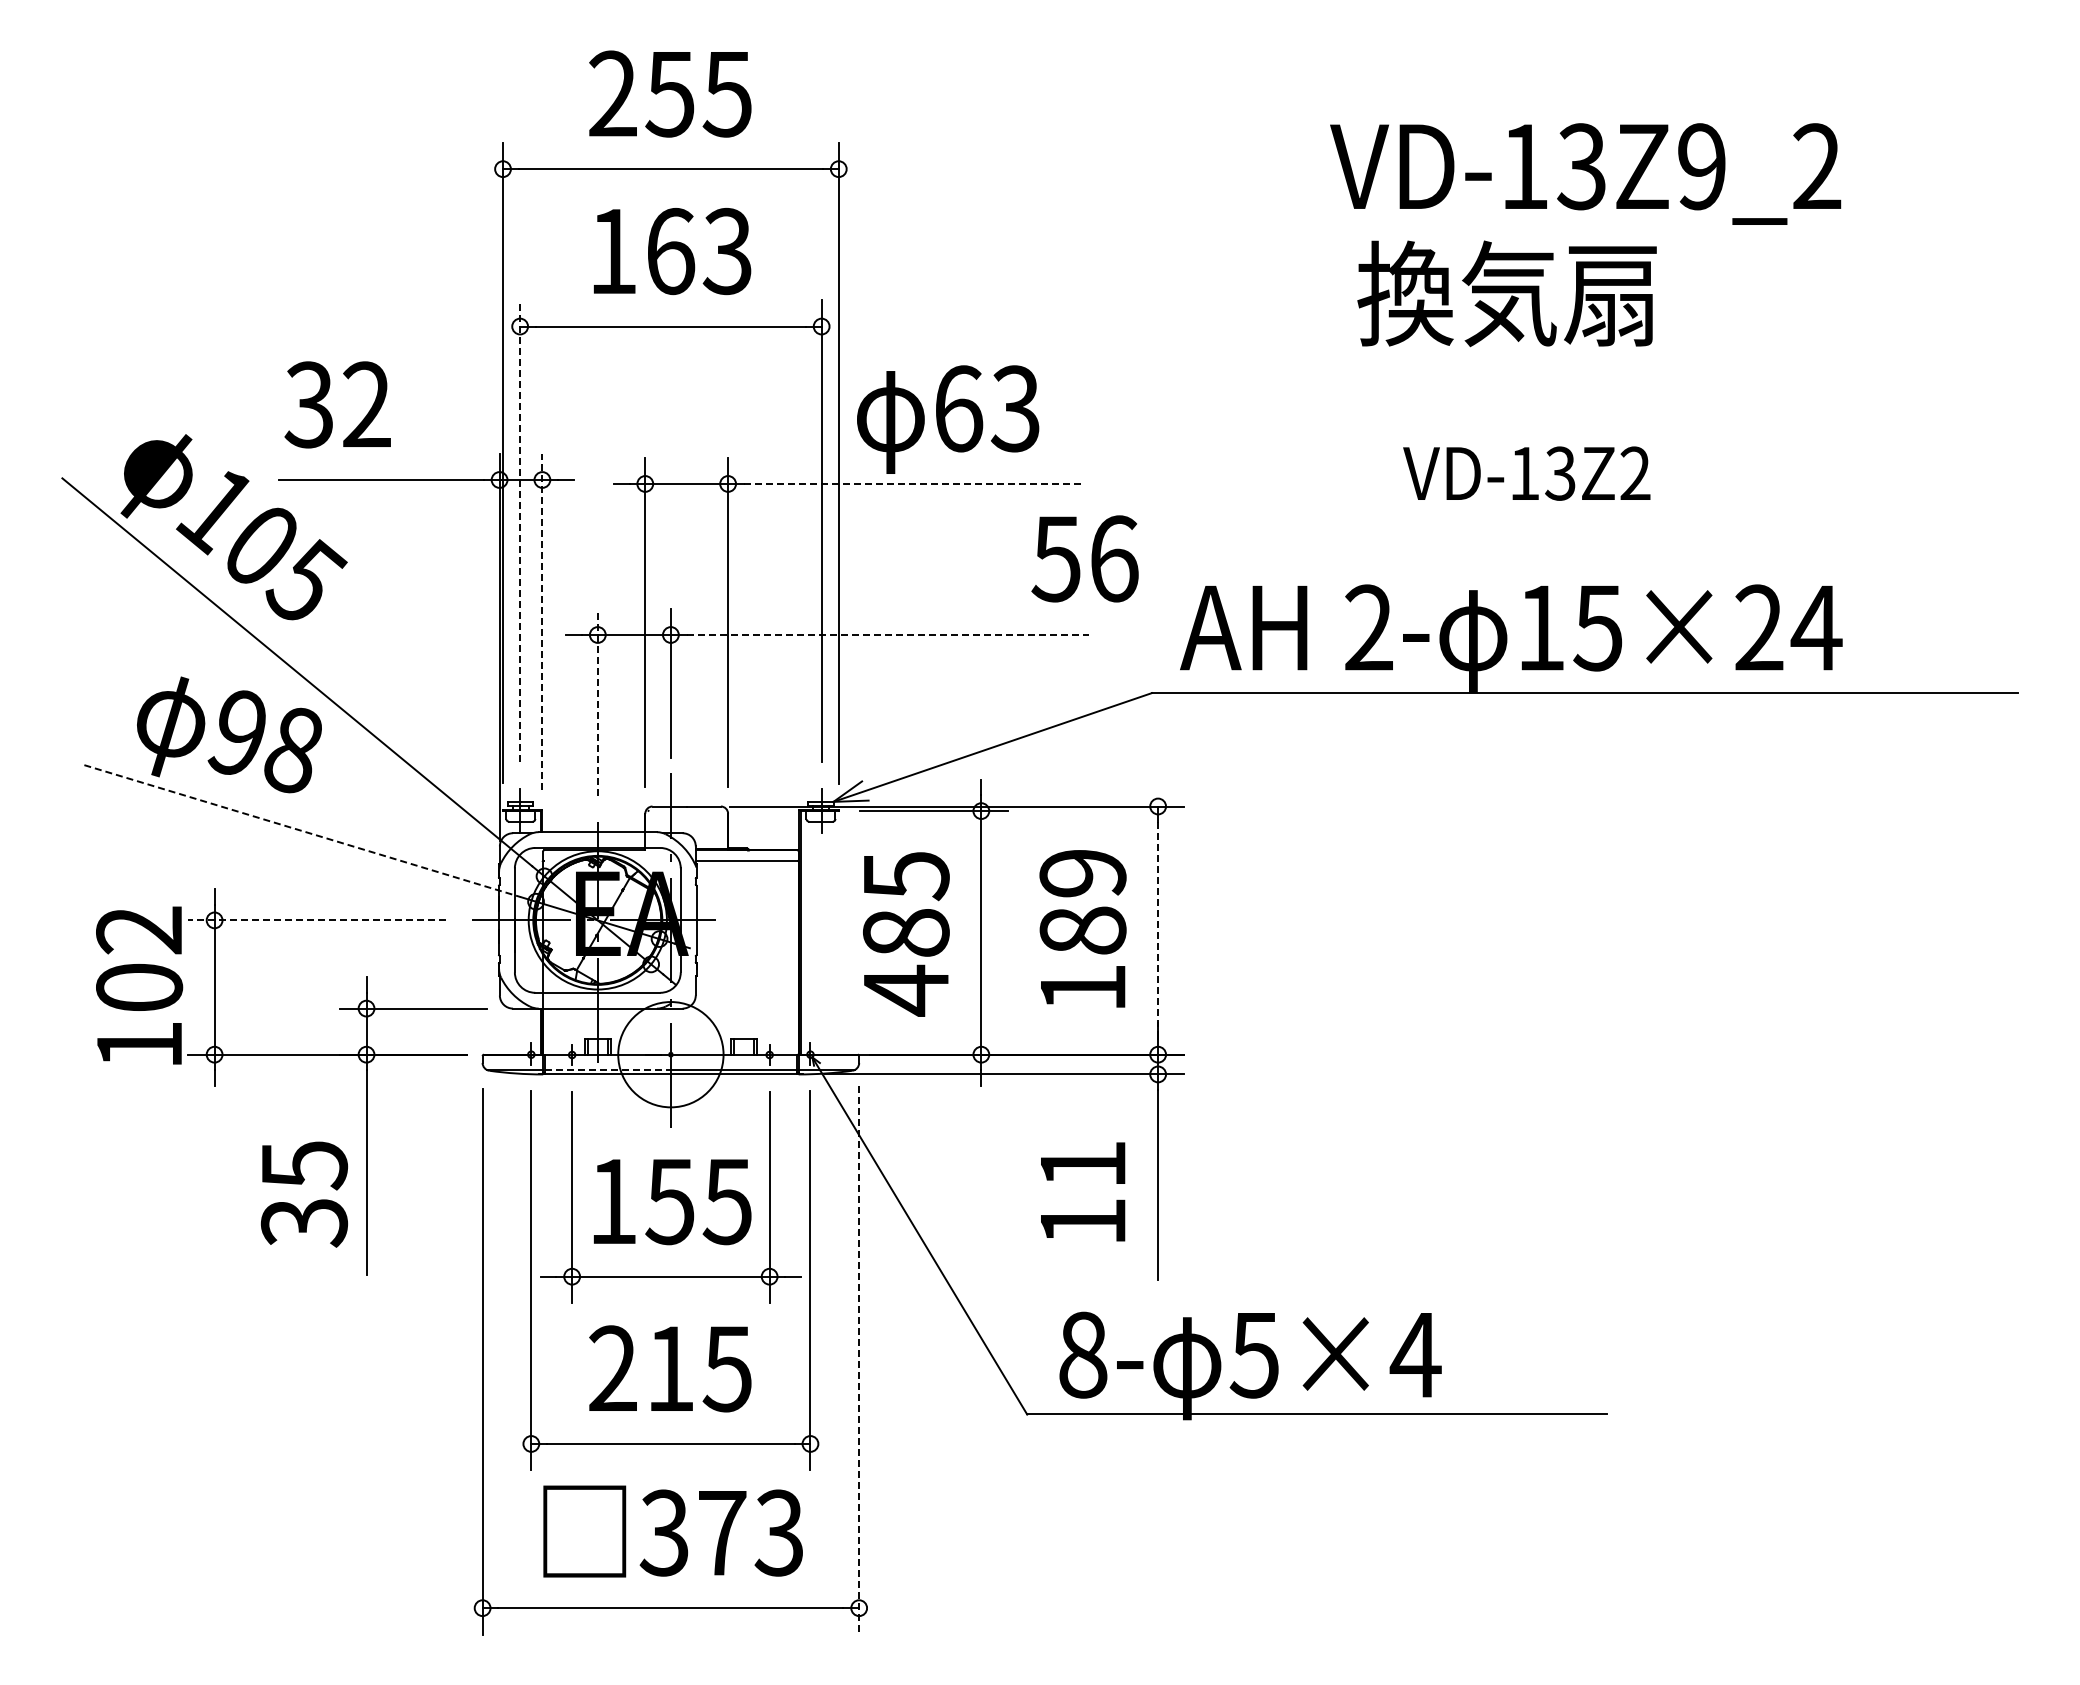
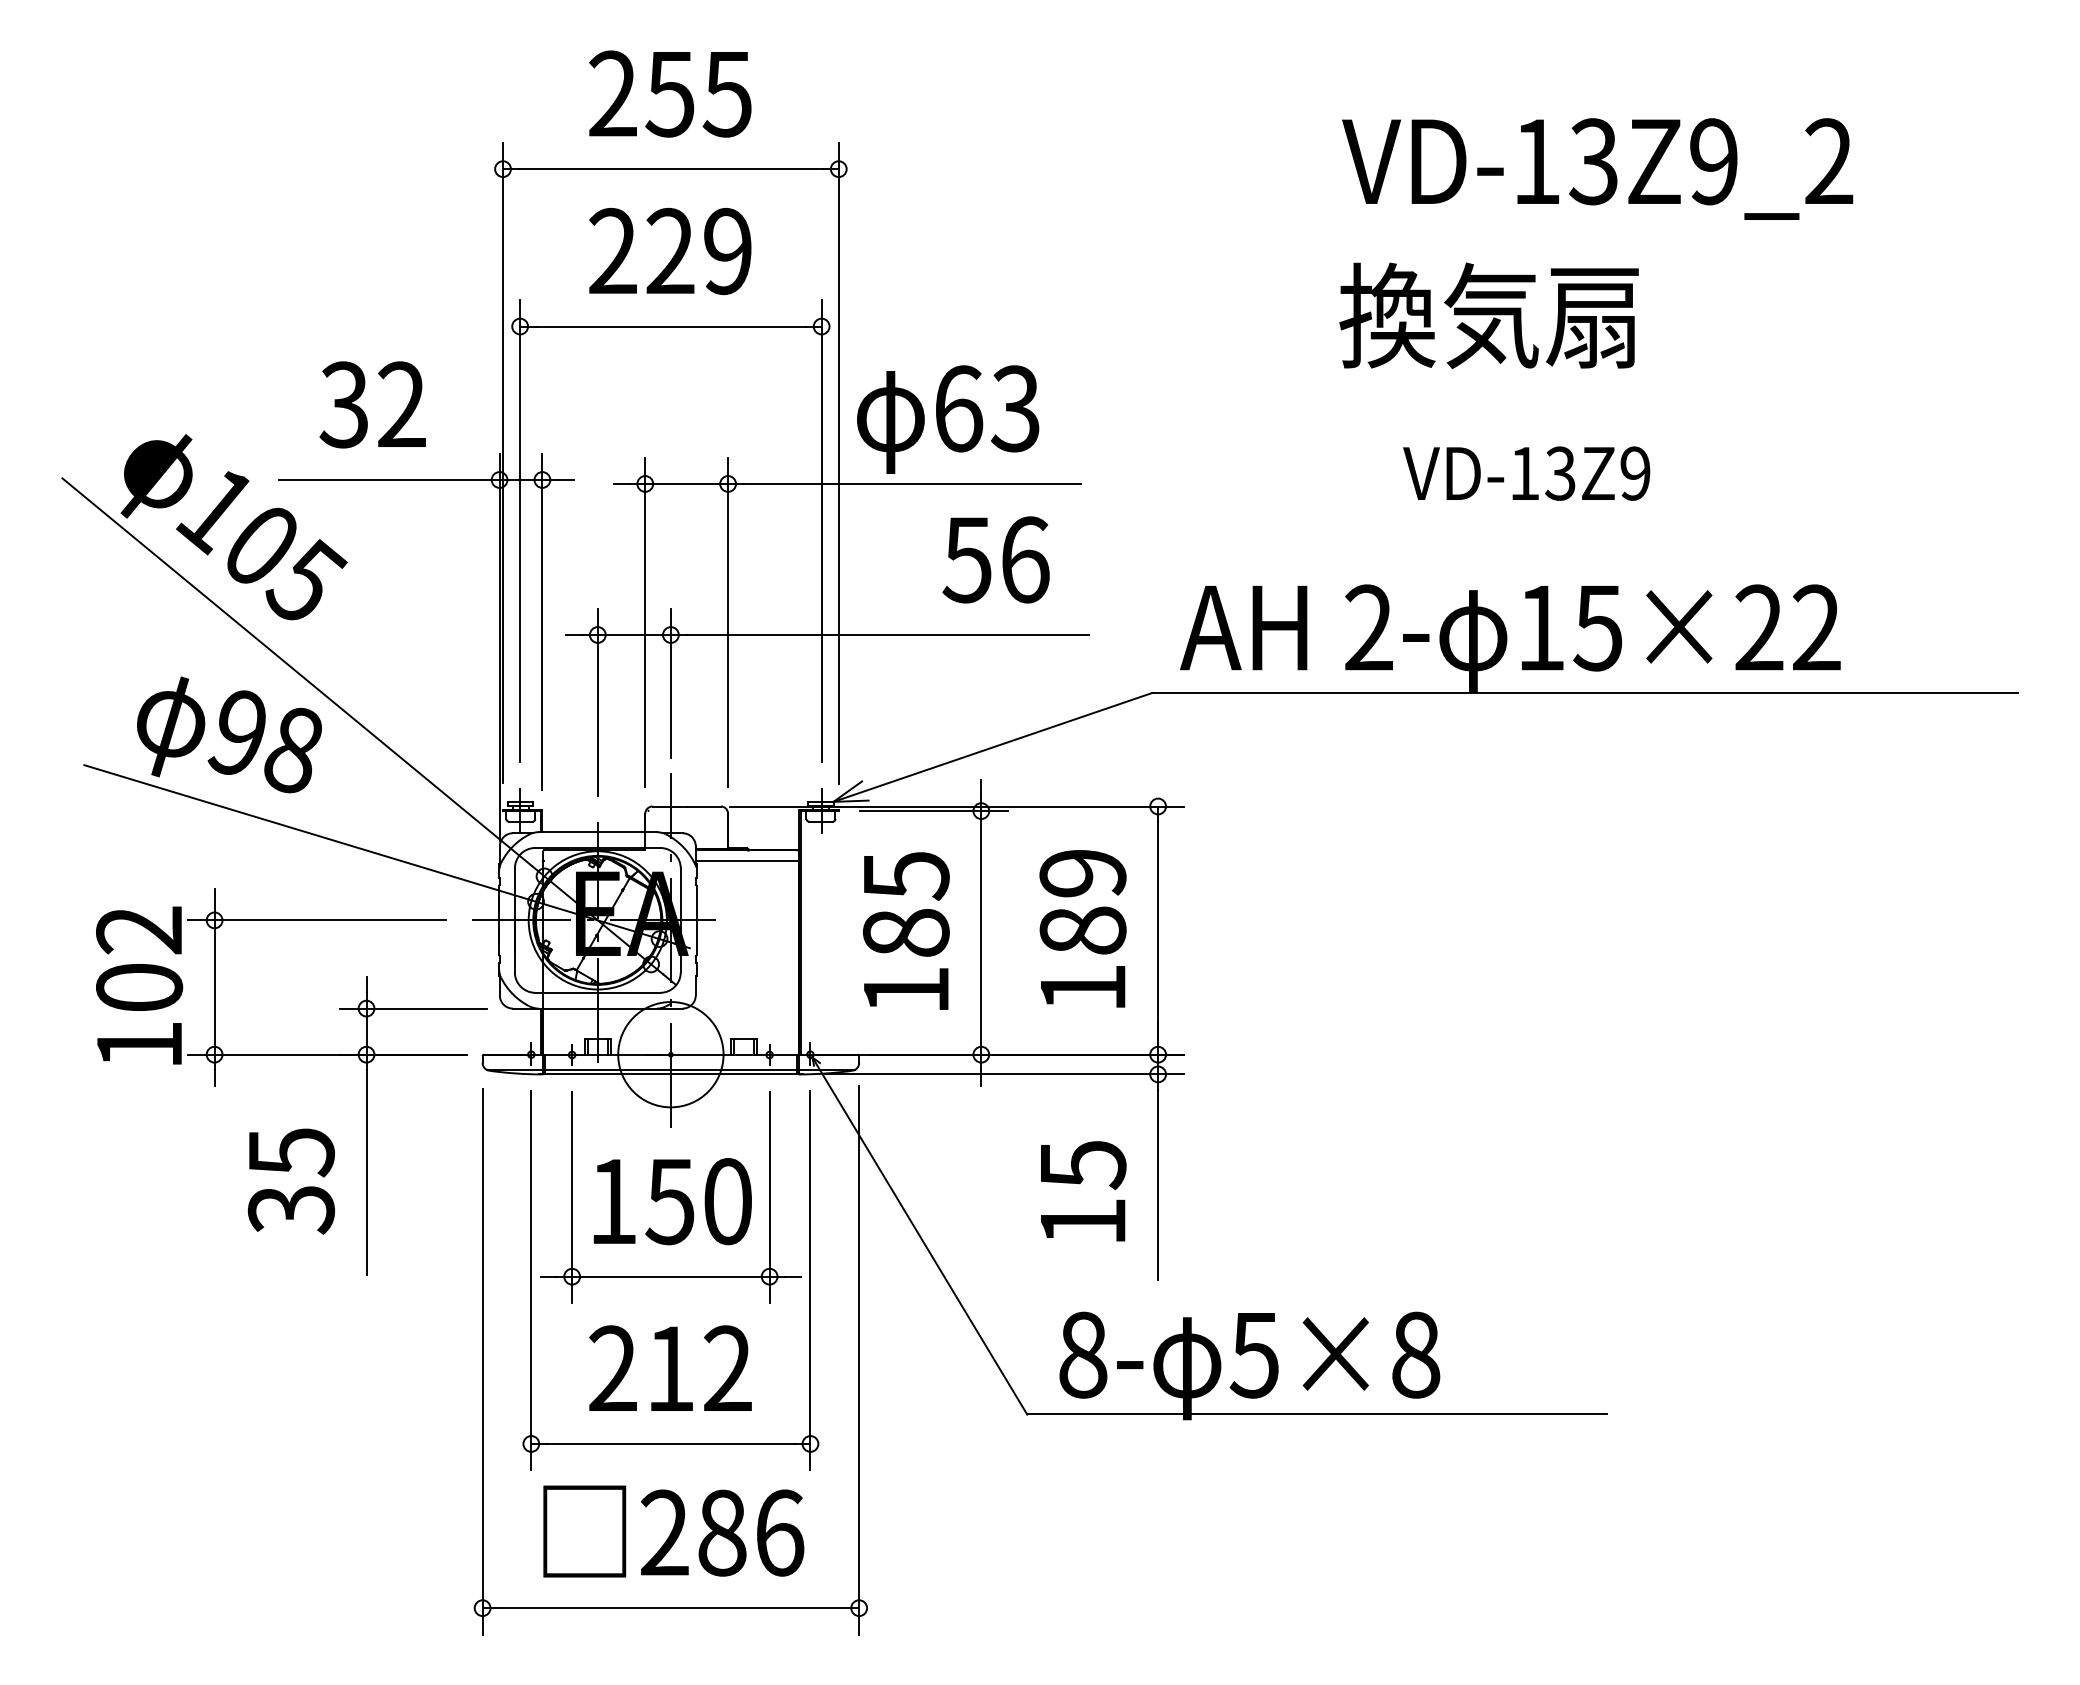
text position: (1585, 173) -> (1597, 168) (1597, 168)
text: 163 -> 229 (670, 251)
text position: (1506, 293) -> (1488, 315) (1488, 315)
text position: (337, 404) -> (372, 404) (372, 404)
text: VD-13Z2 -> VD-13Z9 (1635, 473)
line: dashed -> solid (912, 483)
line: dashed -> solid (520, 531)
text position: (1084, 558) -> (995, 559) (995, 559)
line: dashed -> solid (542, 621)
text: 15×24 -> 15×22 (1816, 627)
line: dashed -> solid (888, 635)
line: dashed -> solid (597, 702)
line: dashed -> solid (303, 831)
line: dashed -> solid (317, 920)
line: dashed -> solid (1158, 931)
text: 485 -> 185 (906, 990)
line: dashed -> solid (608, 1069)
text: 11 -> 15 (1083, 1165)
text position: (303, 1194) -> (290, 1181) (290, 1181)
text: 155 -> 150 (726, 1201)
text: 5×4 -> 5×8 (1415, 1354)
line: dashed -> solid (859, 1360)
text: 215 -> 212 (726, 1368)
text: 373 -> 286 (721, 1532)
